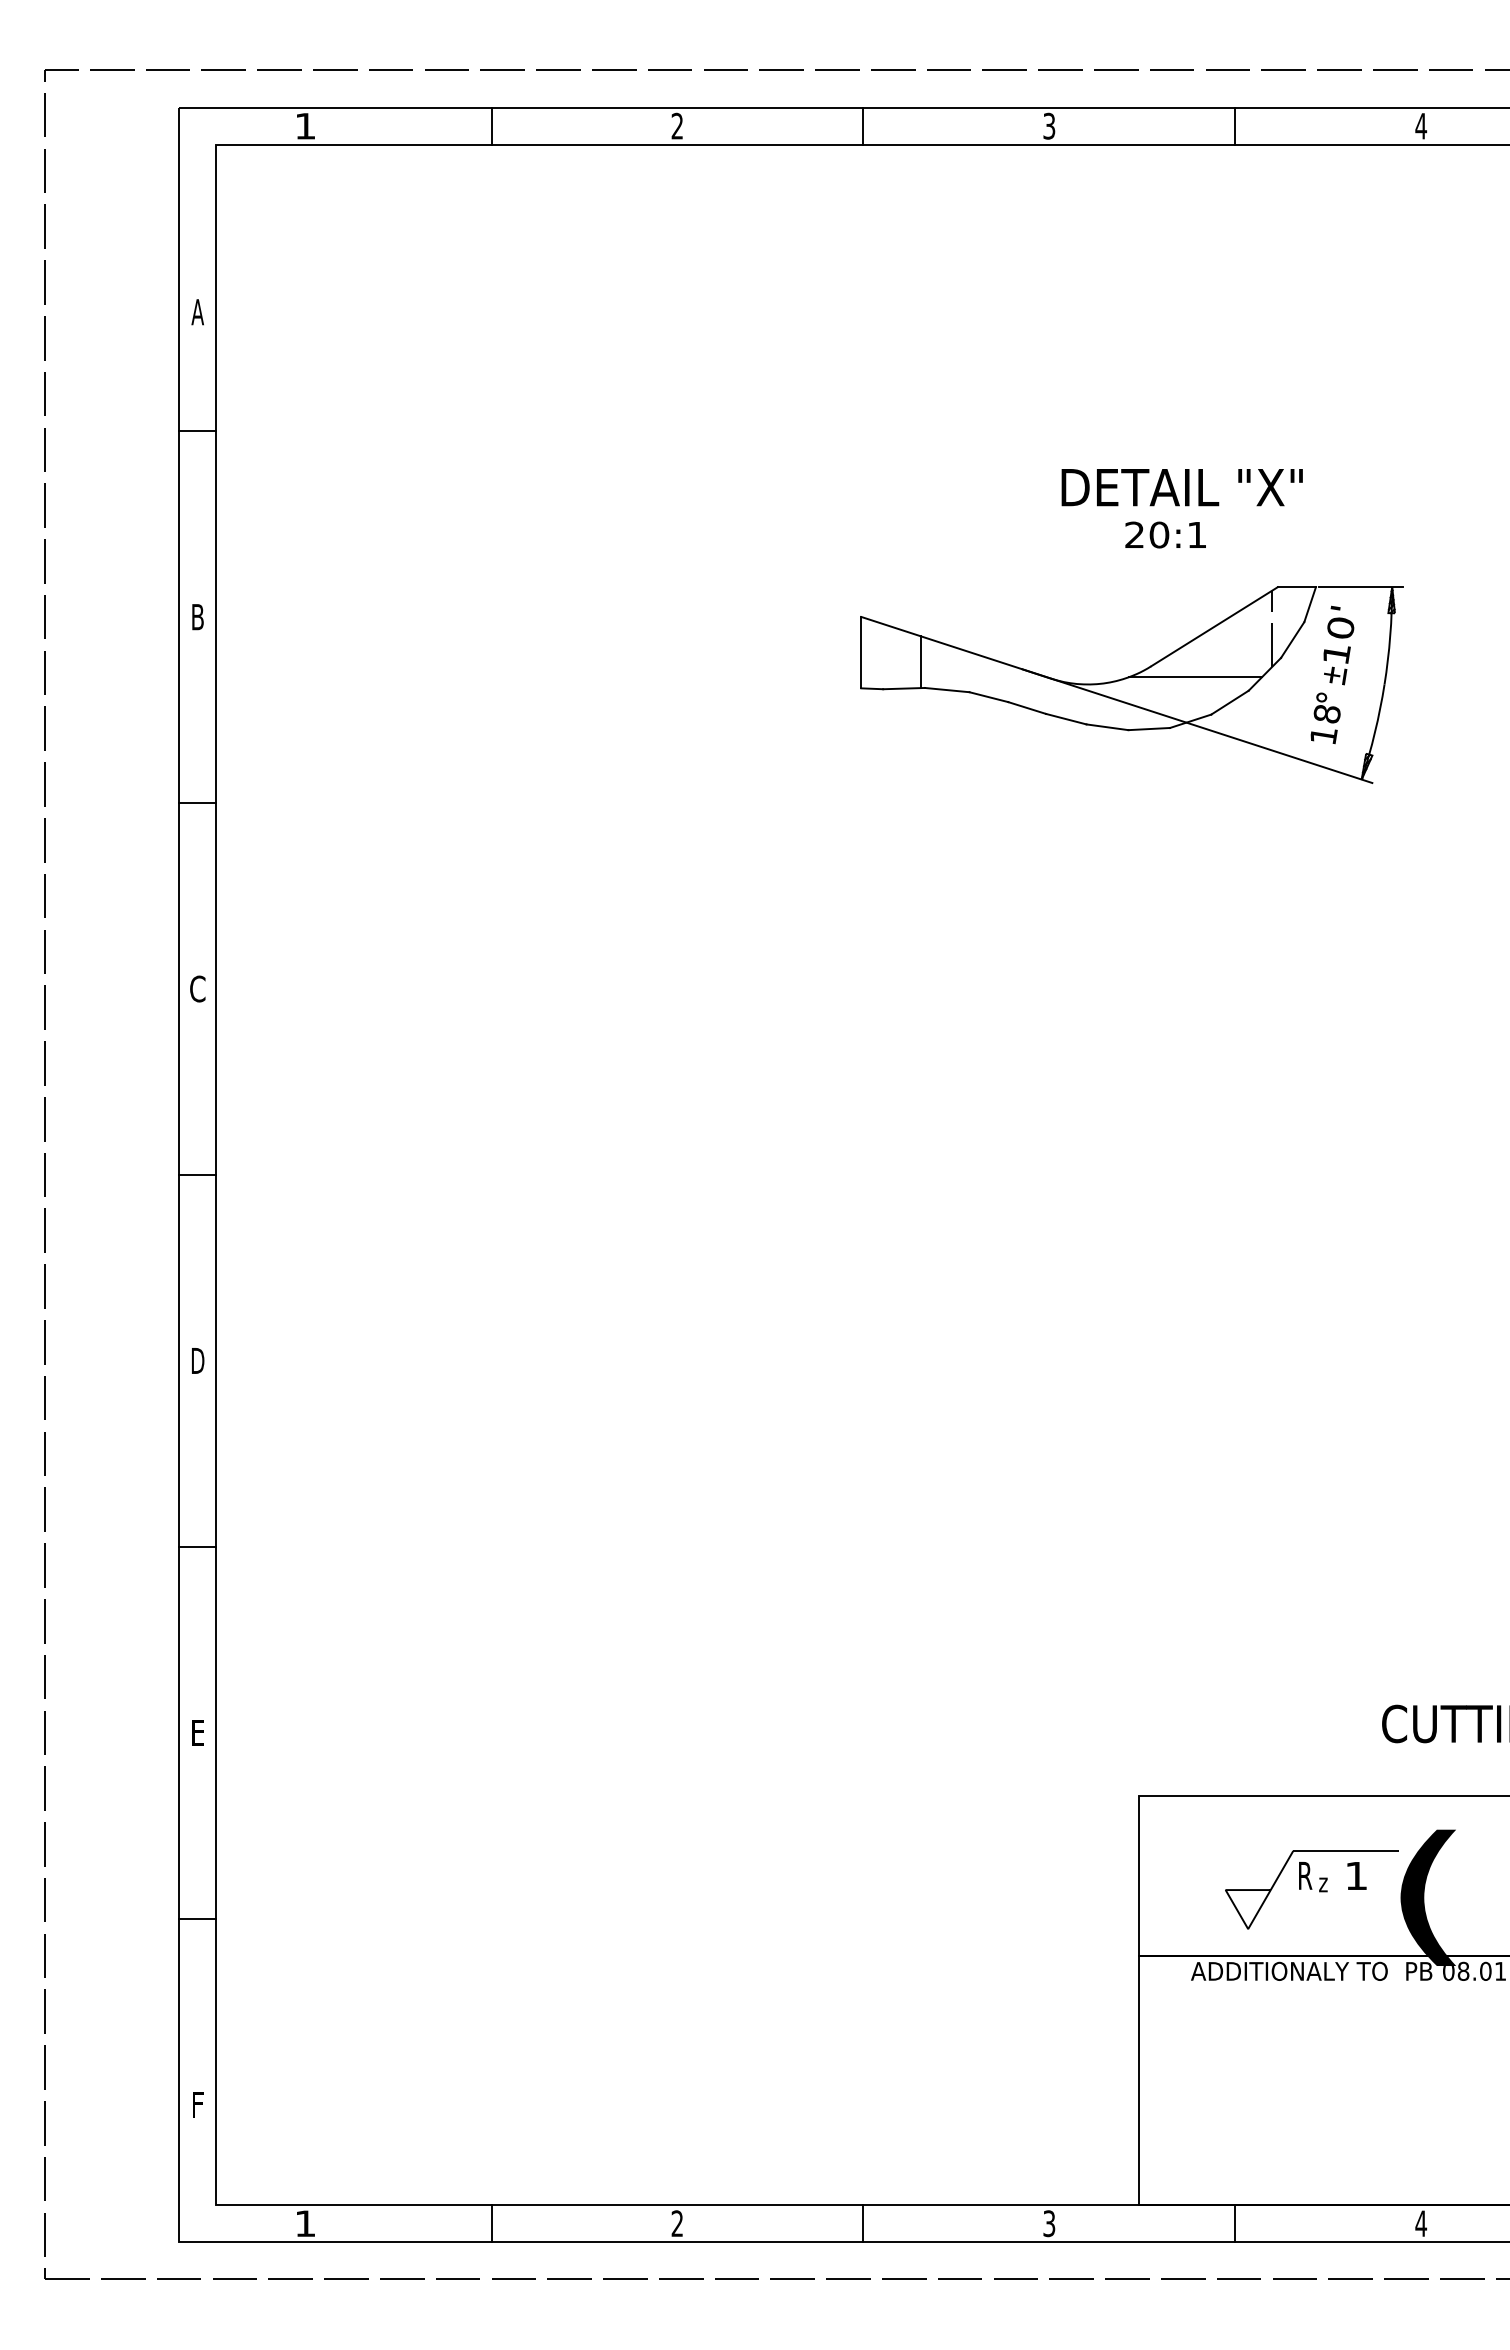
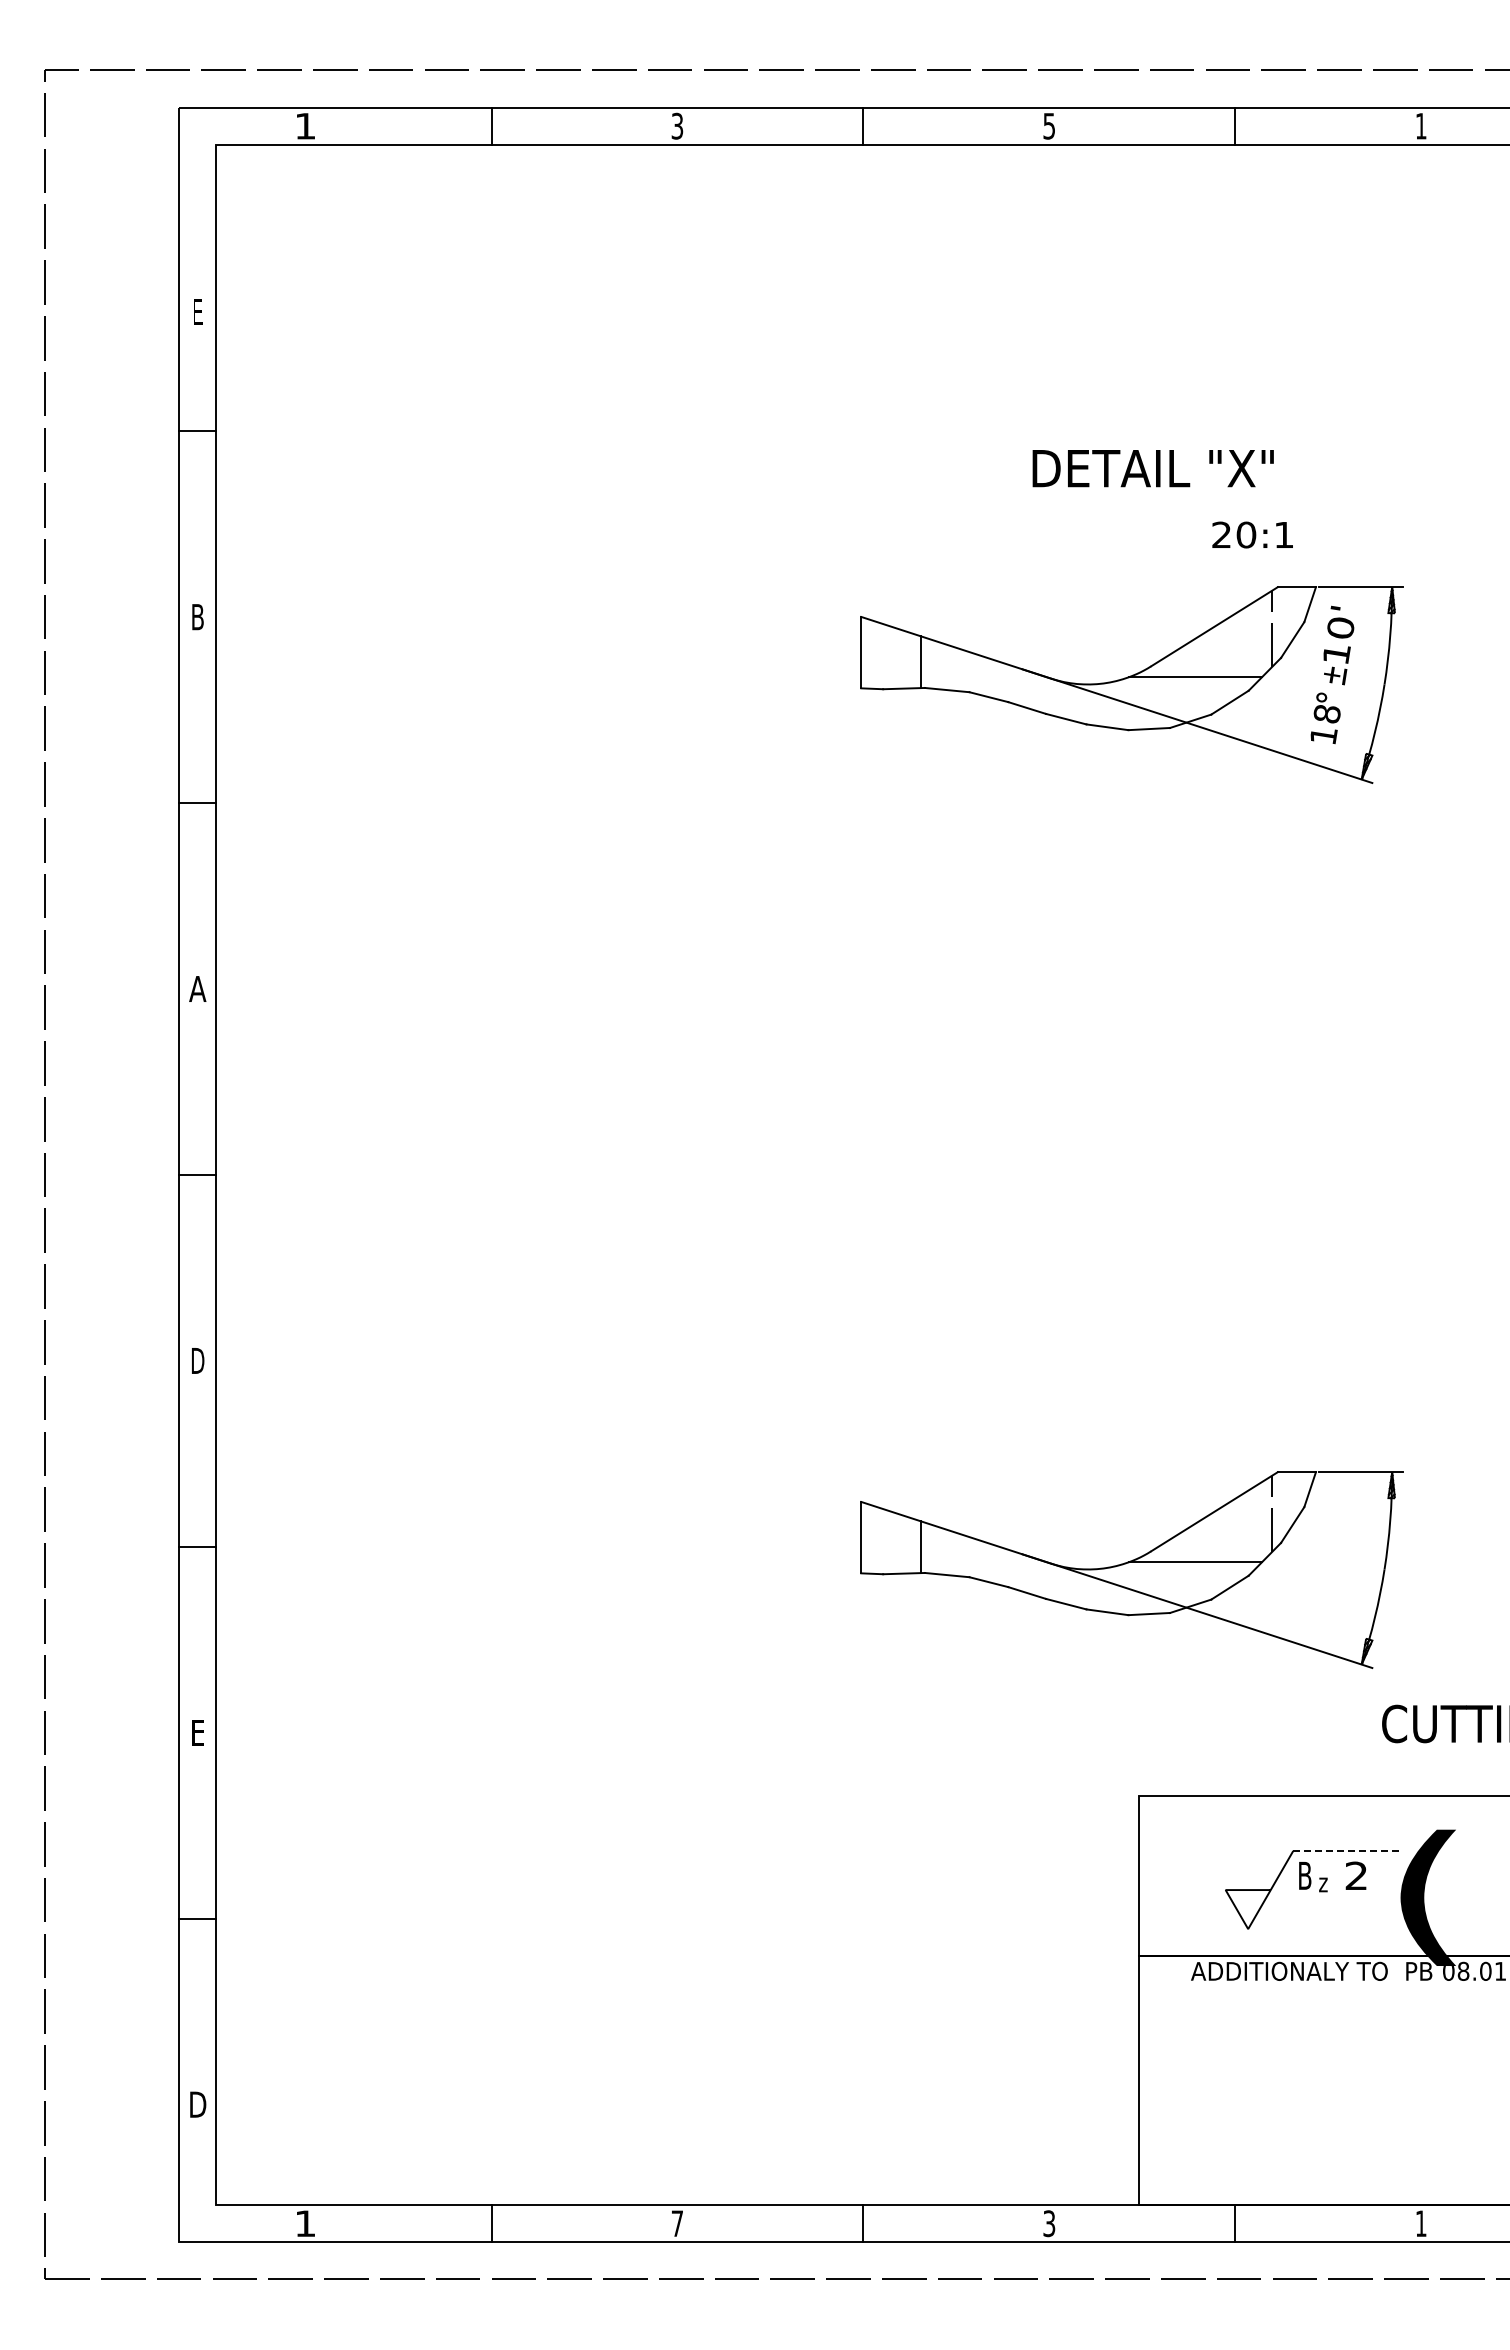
text: 3 -> 5 (1049, 125)
text: 2 -> 3 (677, 126)
text: 4 -> 1 (1421, 126)
text: A -> E (197, 312)
text position: (1181, 487) -> (1152, 468) (1152, 468)
text position: (1165, 534) -> (1252, 534) (1252, 534)
text: C -> A (197, 988)
part: none -> present (1131, 1569)
line: solid -> dashed (1345, 1851)
text: R -> B (1305, 1875)
text: 1 -> 2 (1355, 1875)
text: F -> D (198, 2104)
text: 2 -> 7 (676, 2223)
text: 4 -> 1 (1421, 2223)
